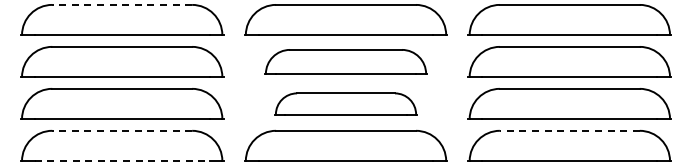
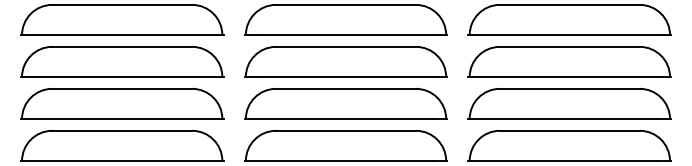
line: dashed -> solid (122, 4)
part size: 164x26 px -> 204x32 px (345, 61)
part size: 144x24 px -> 204x32 px (345, 103)
line: dashed -> solid (122, 130)
line: dashed -> solid (569, 130)
line: dashed -> solid (122, 161)
